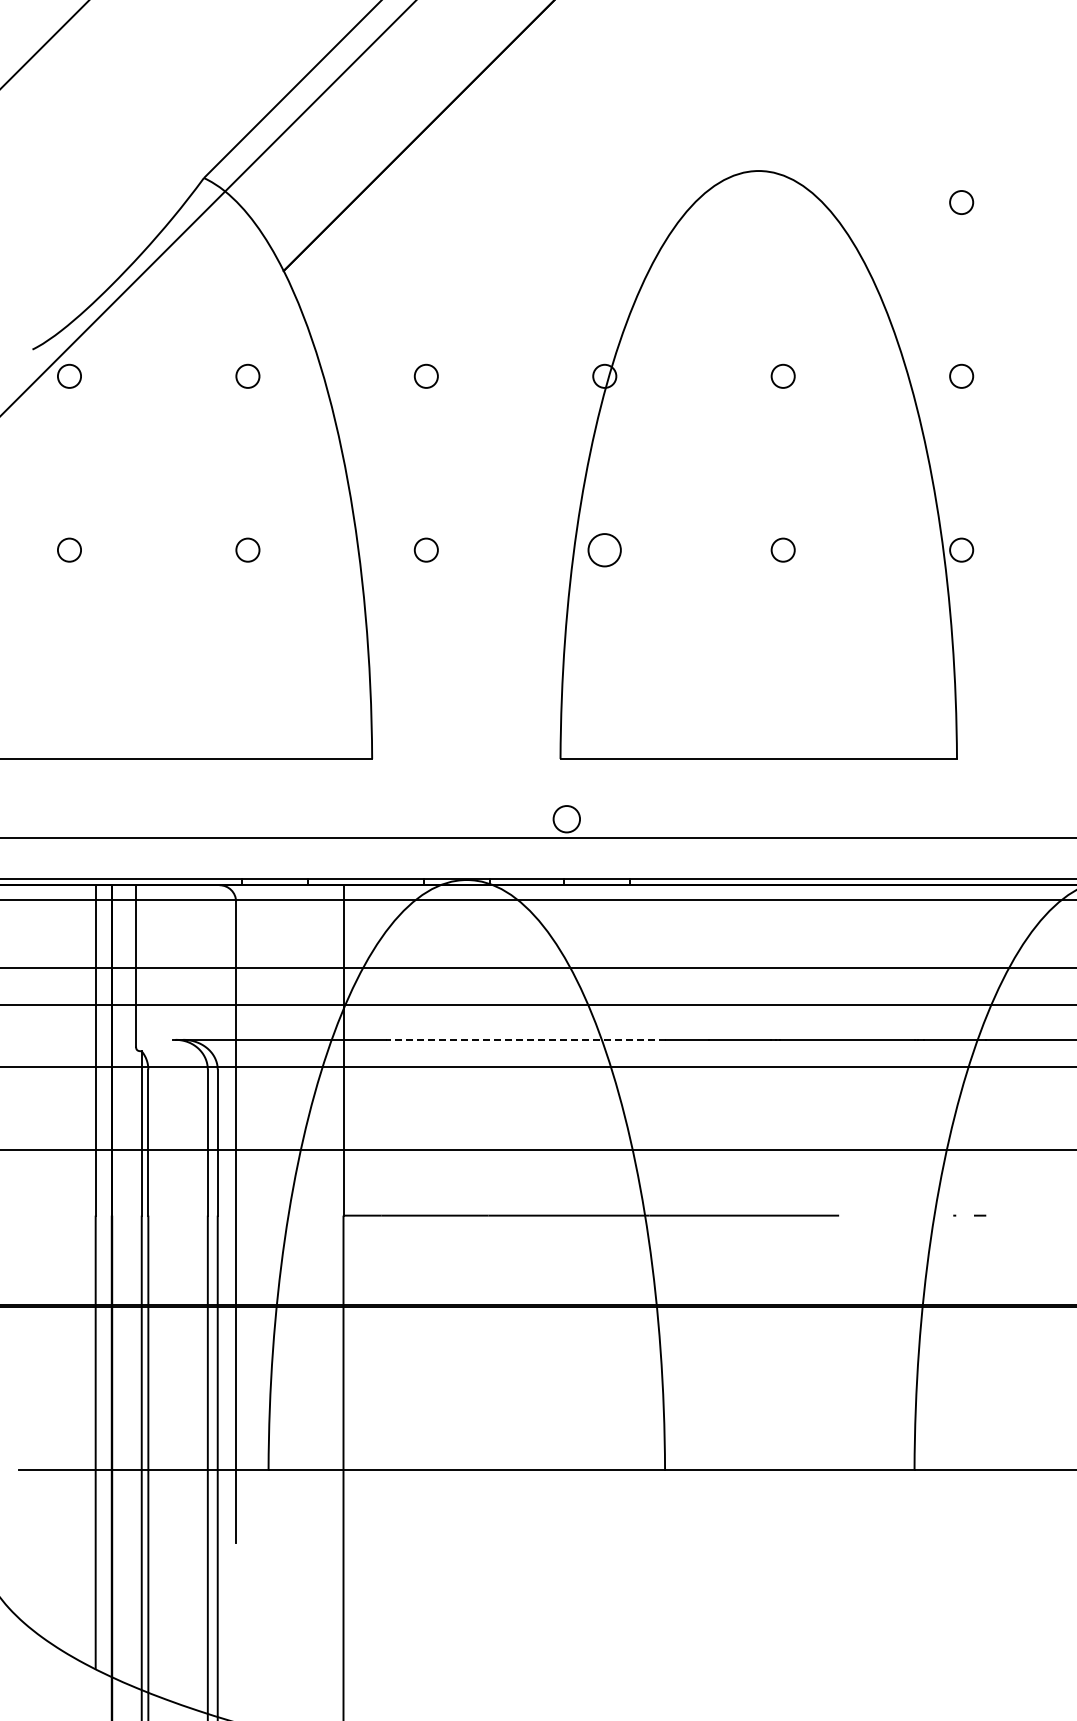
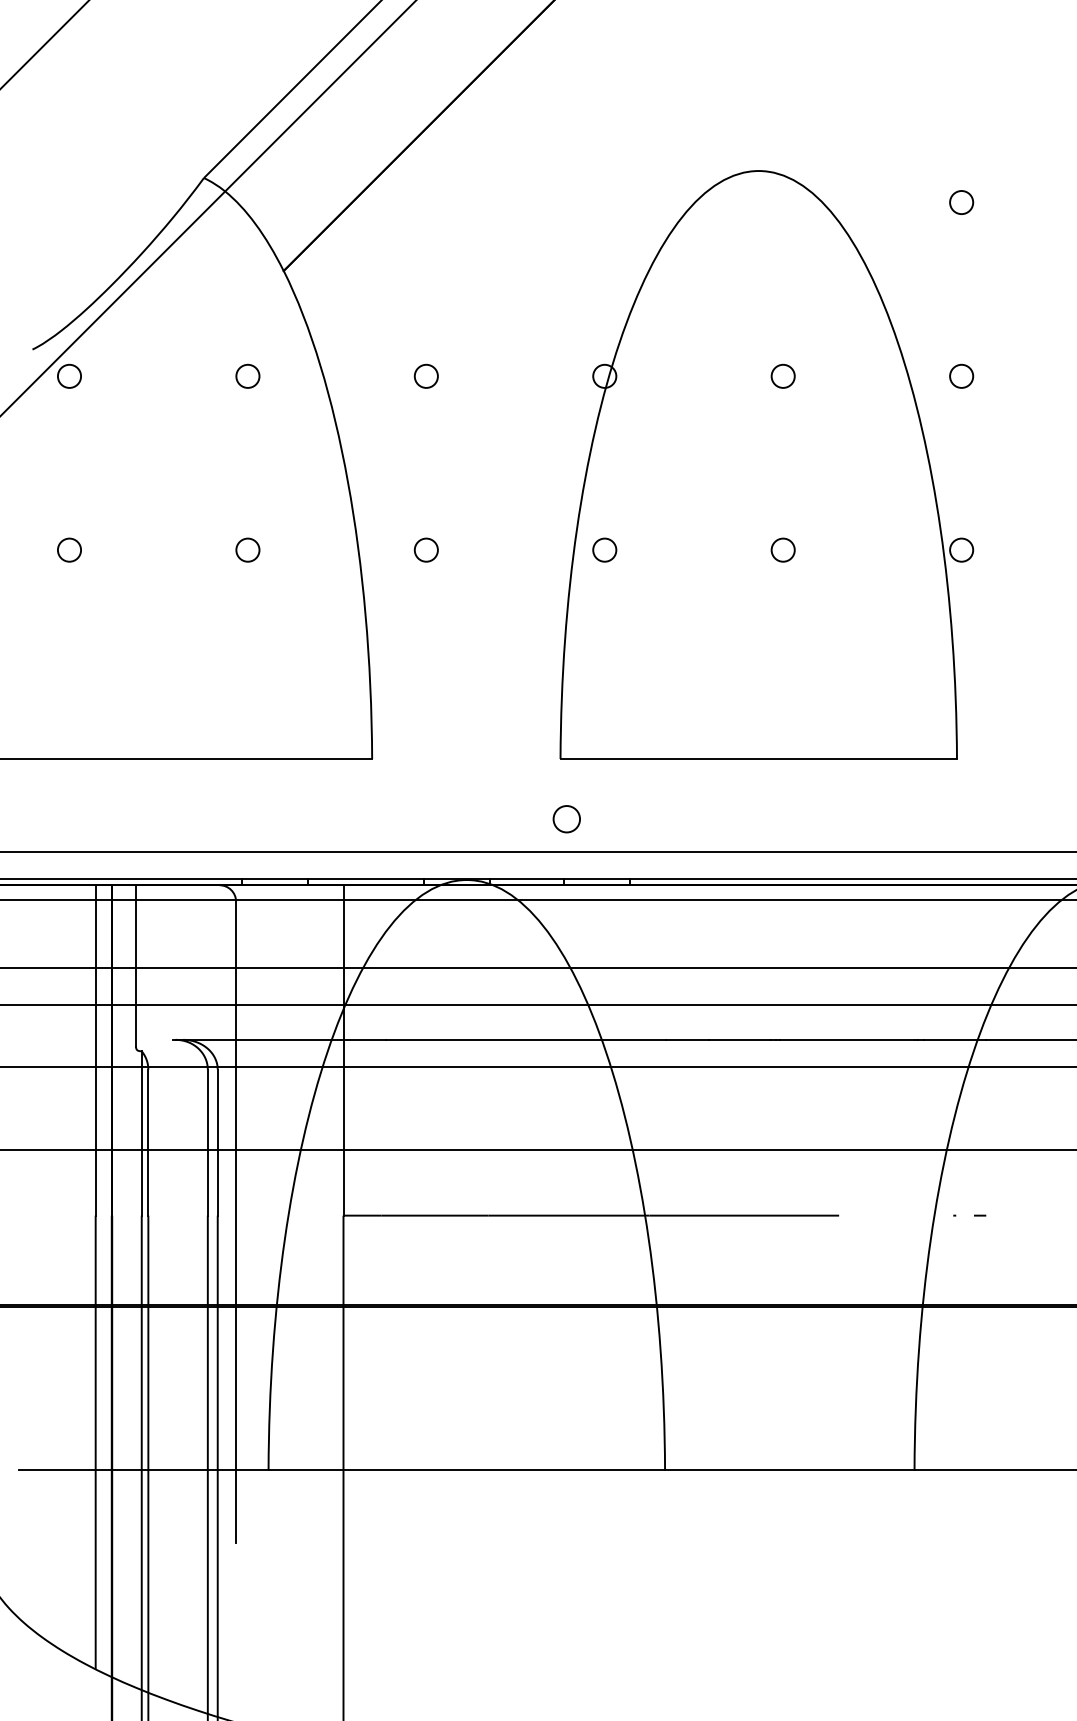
circle size: 35x35 px -> 26x26 px (604, 549)
line position: (537, 838) -> (537, 852) (537, 852)
line: dashed -> solid (525, 1039)
